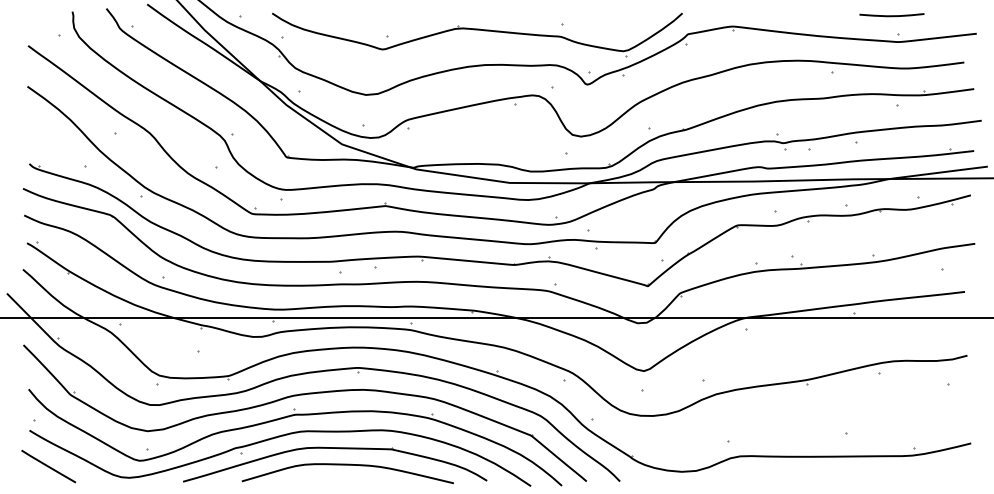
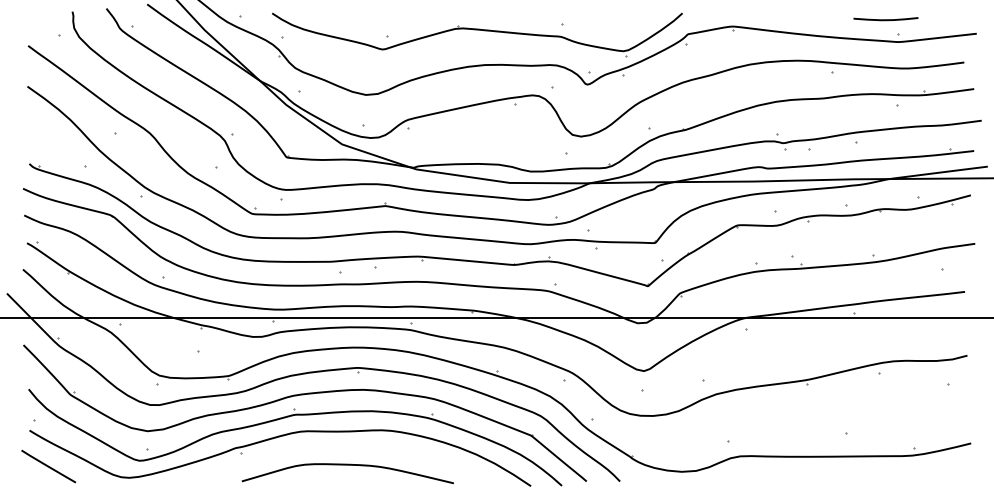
curve position: (891, 15) -> (885, 19) (885, 19)
part: present -> none (339, 449)
